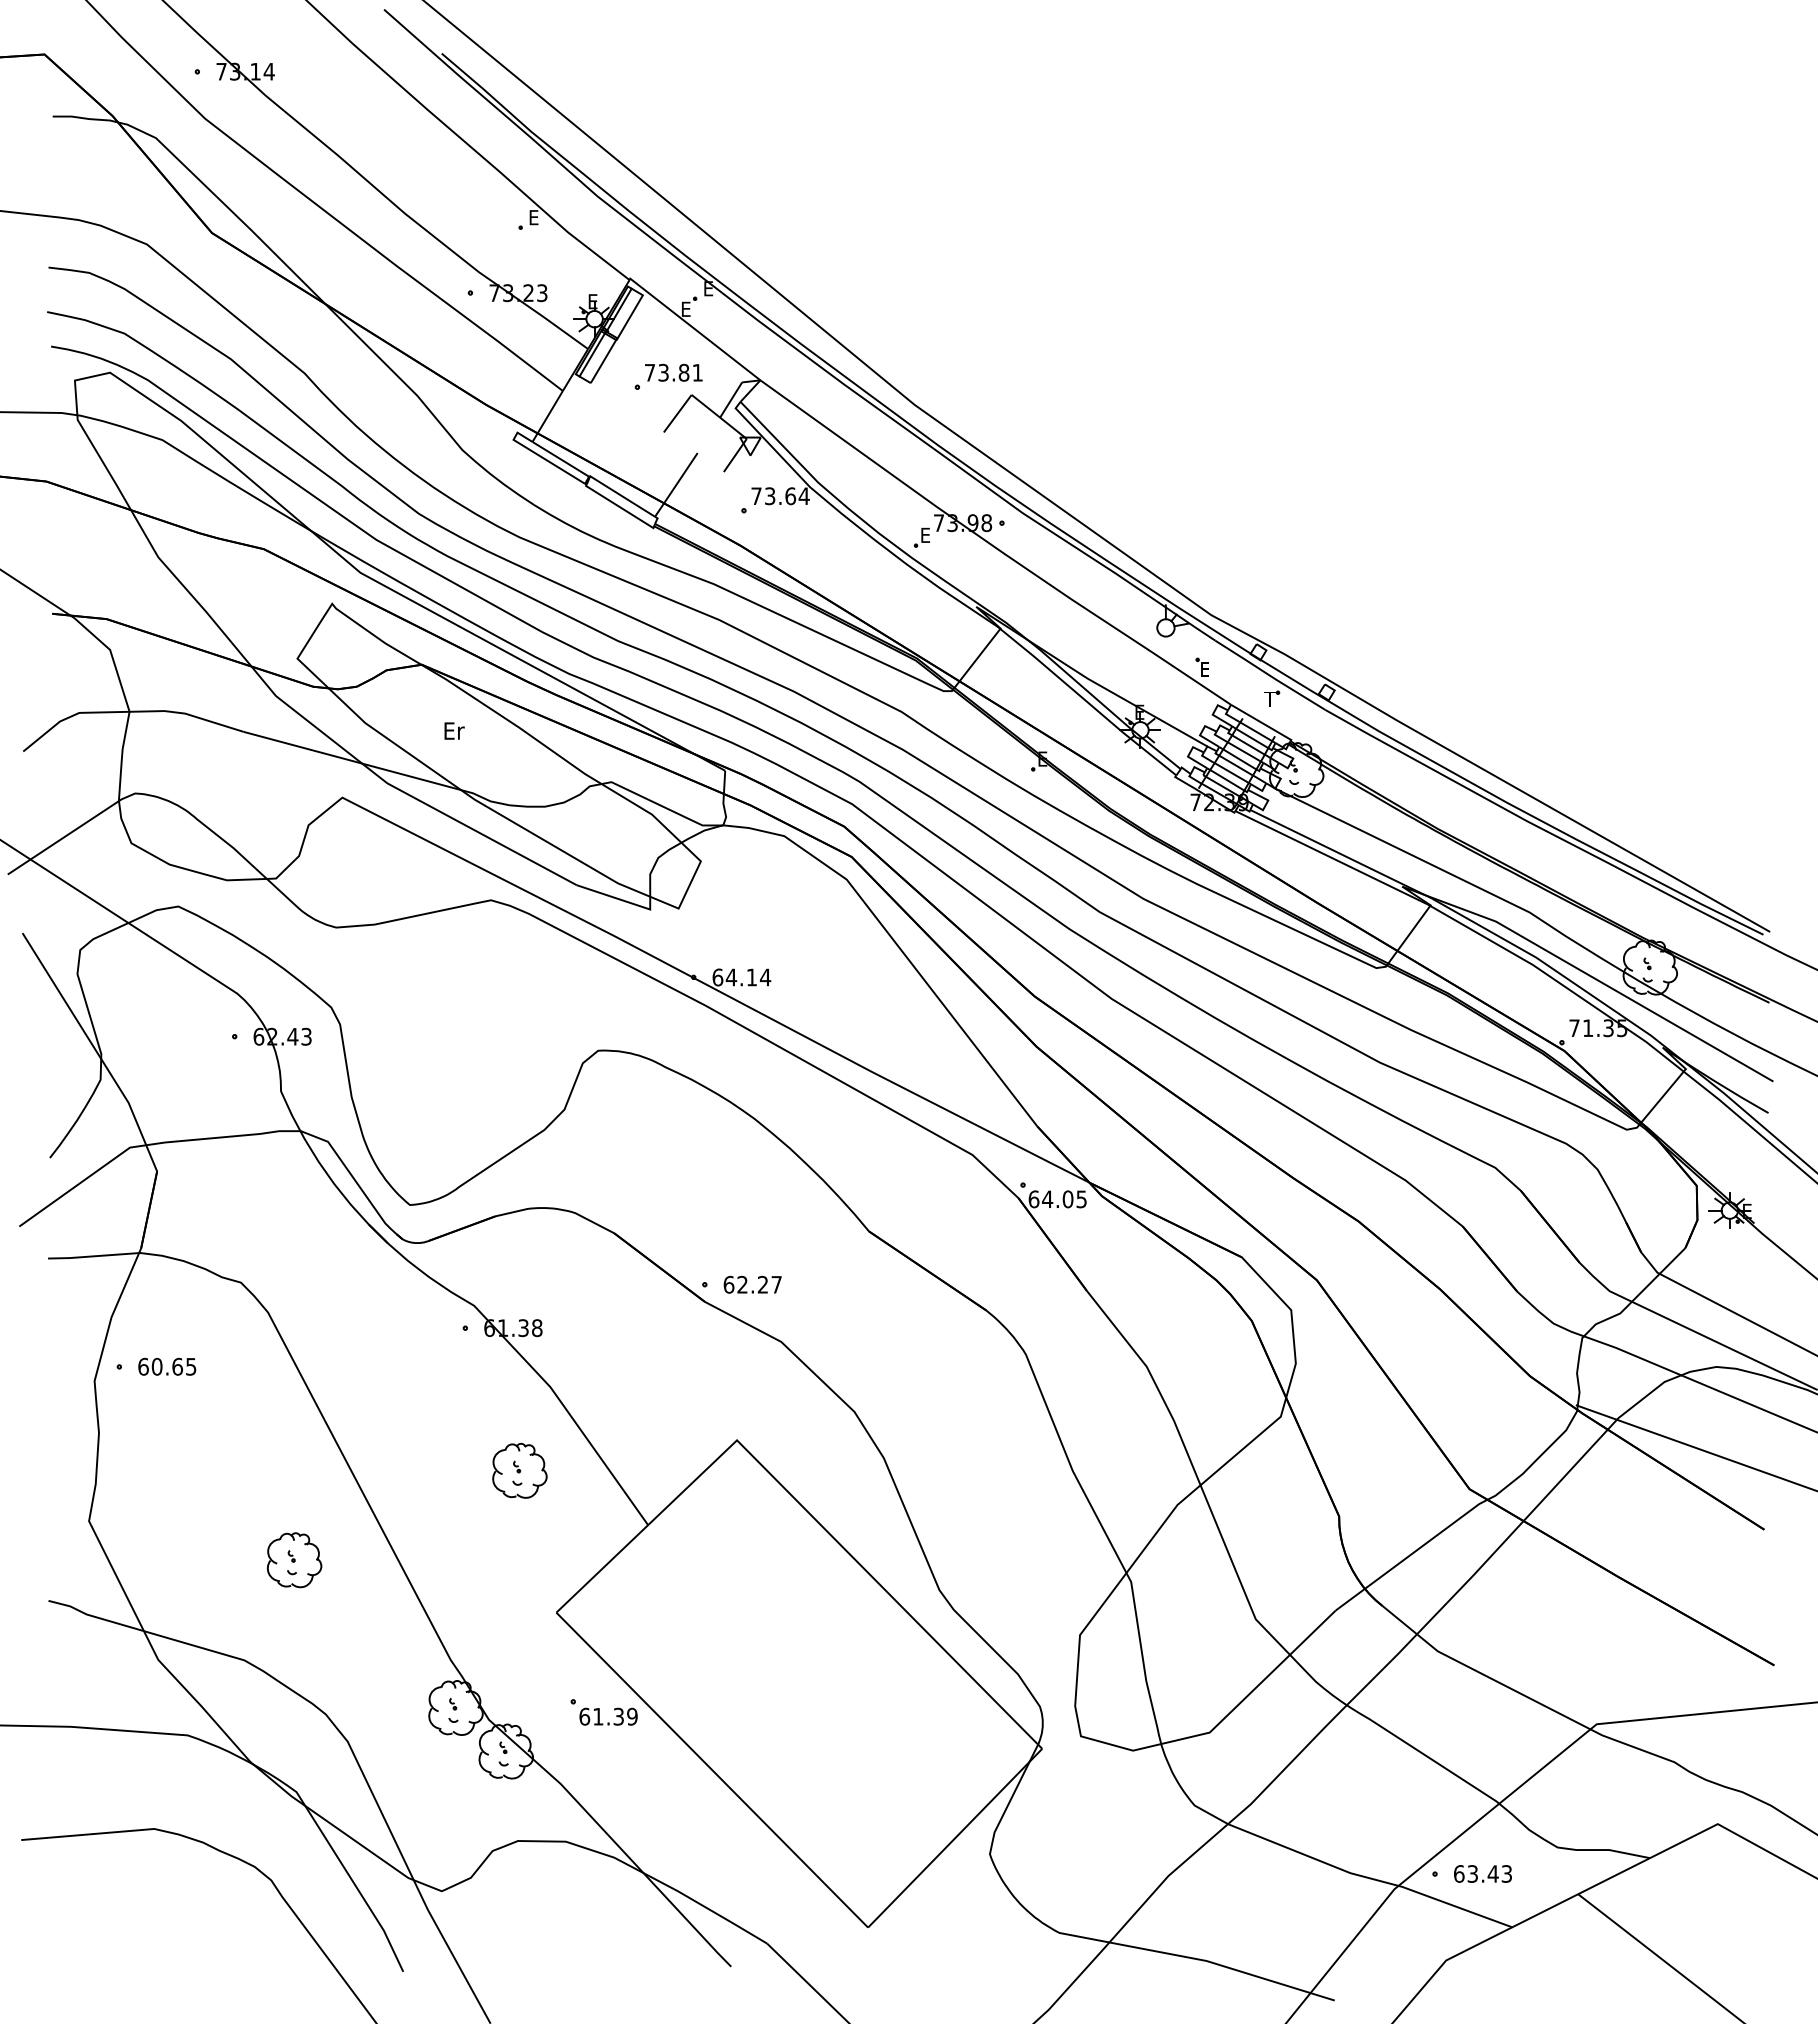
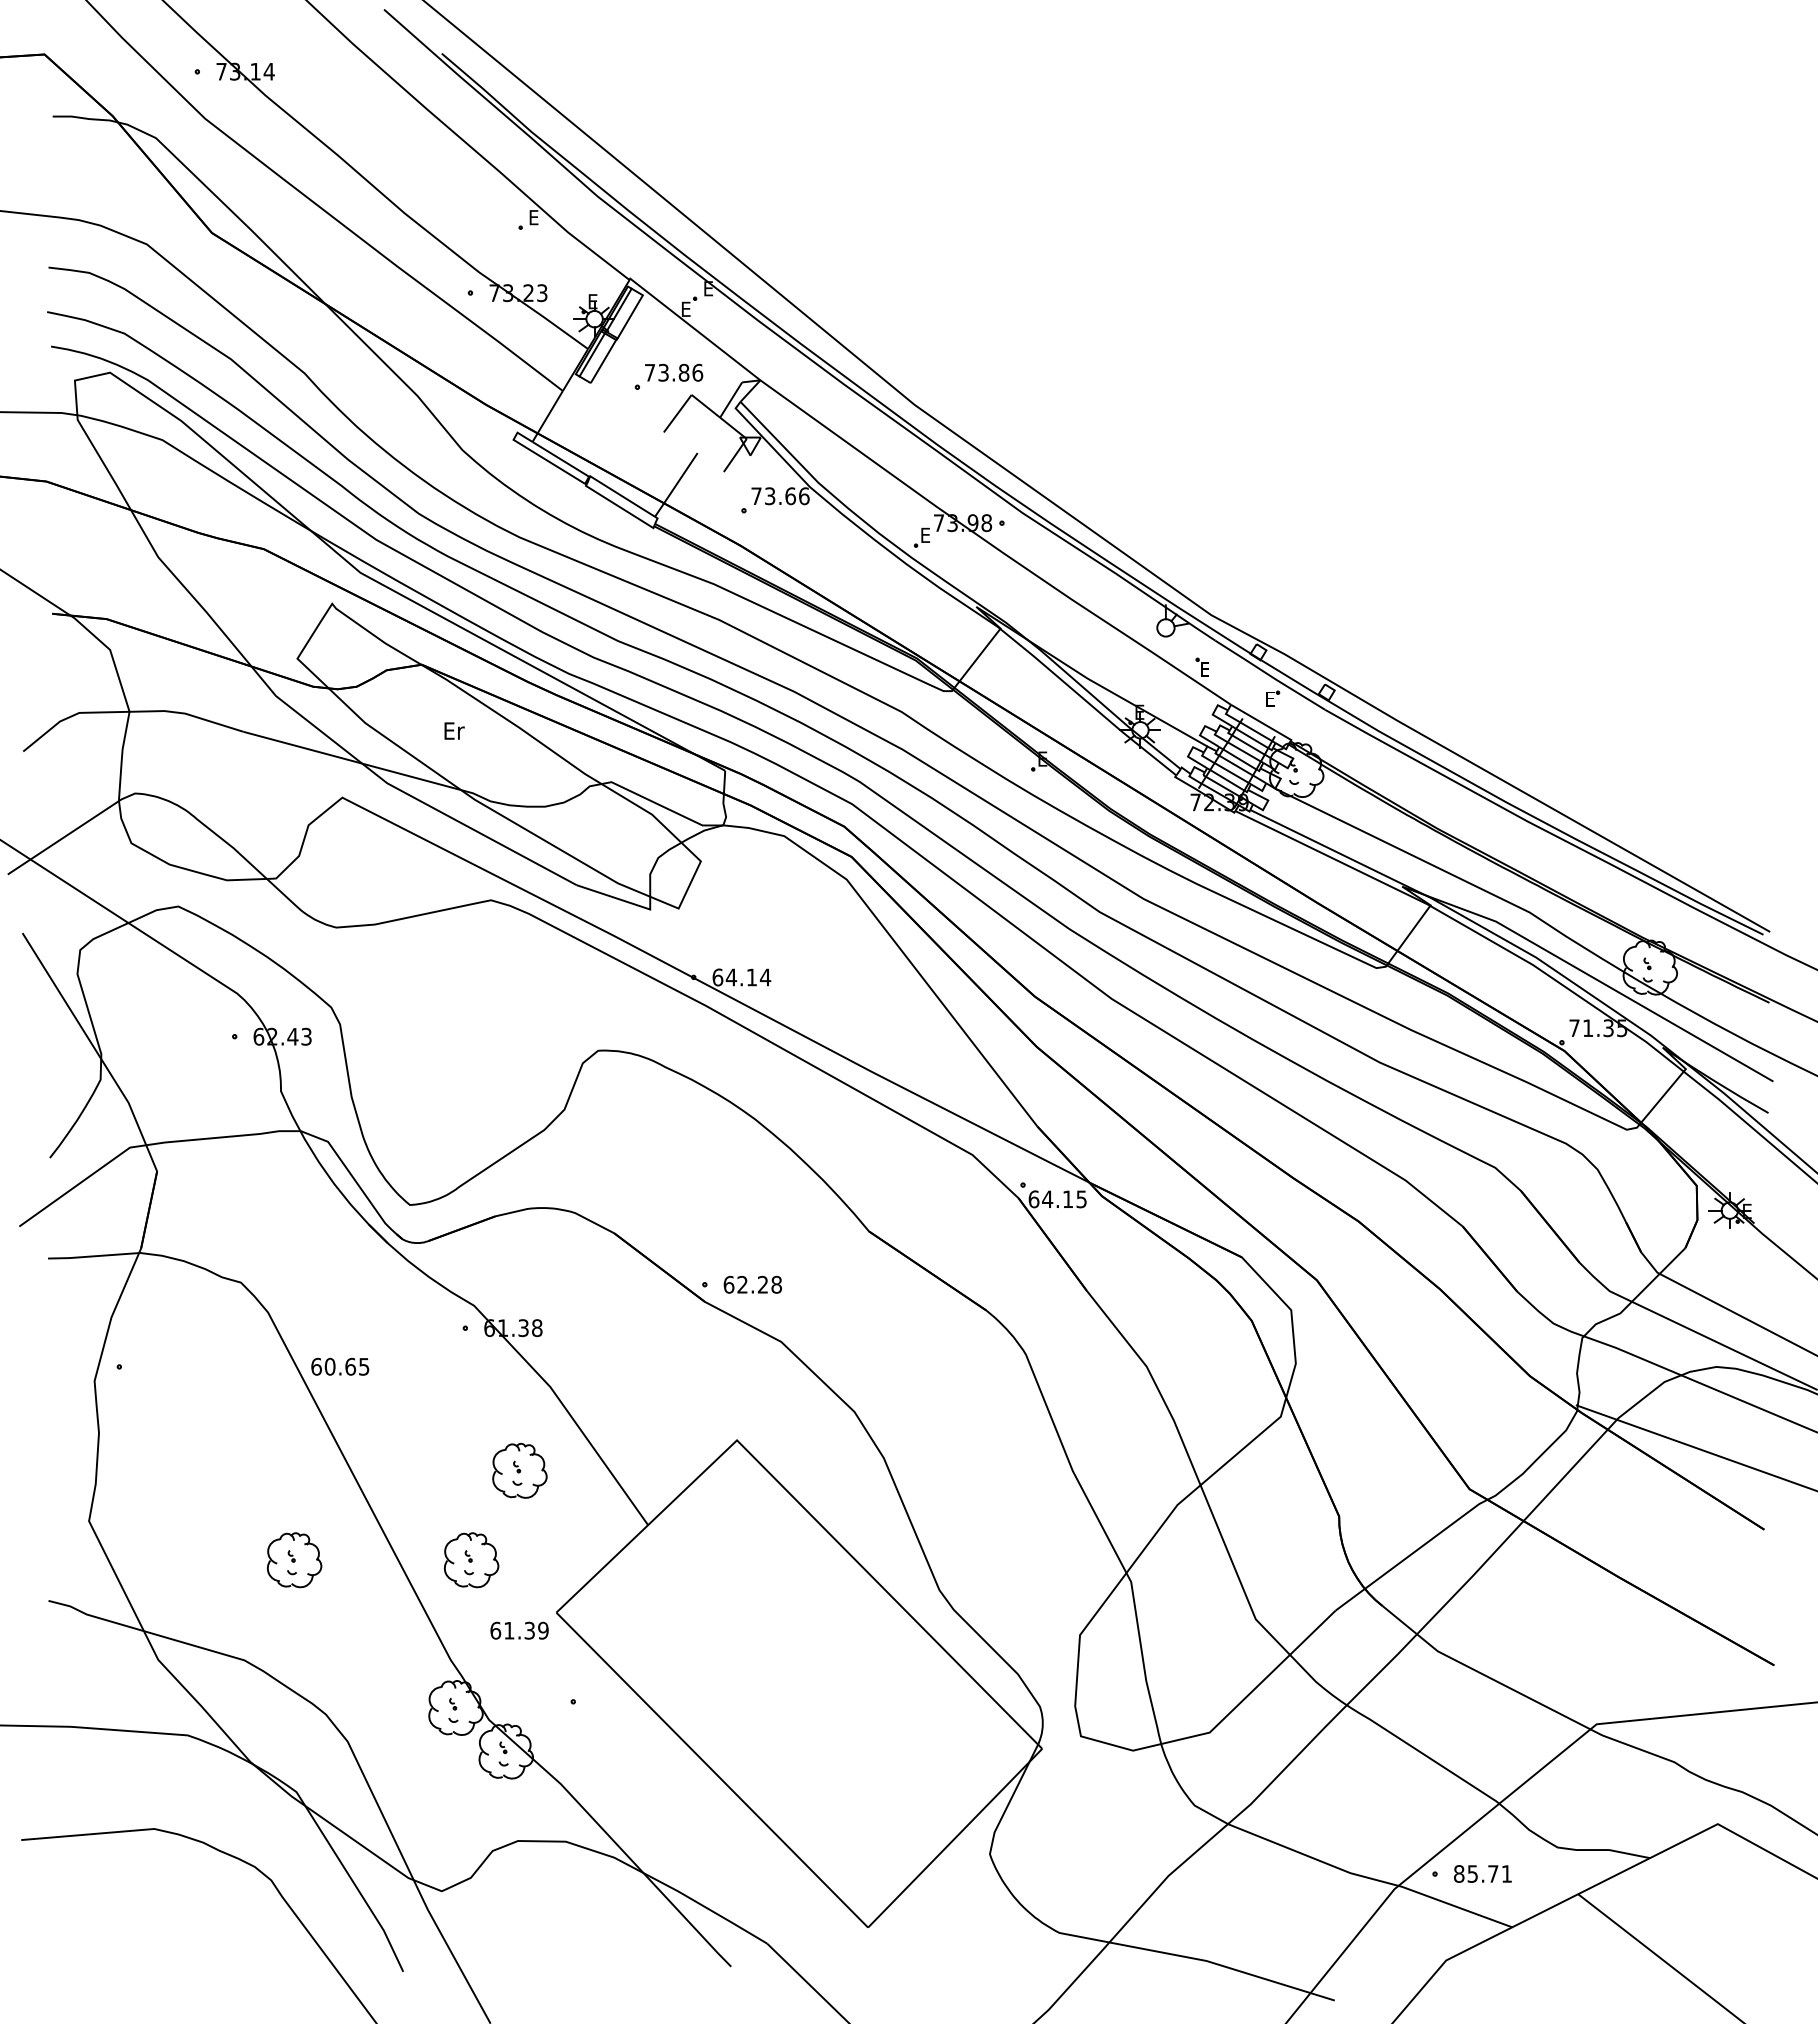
text: 73.81 -> 73.86 (697, 372)
text: 73.64 -> 73.66 (803, 496)
text: T -> E (1269, 699)
text: 64.05 -> 64.15 (1067, 1199)
text: 62.27 -> 62.28 (776, 1284)
text position: (167, 1366) -> (340, 1366) (340, 1366)
part: none -> present (471, 1560)
text position: (608, 1716) -> (519, 1630) (519, 1630)
text: 63.43 -> 85.71 (1482, 1873)
